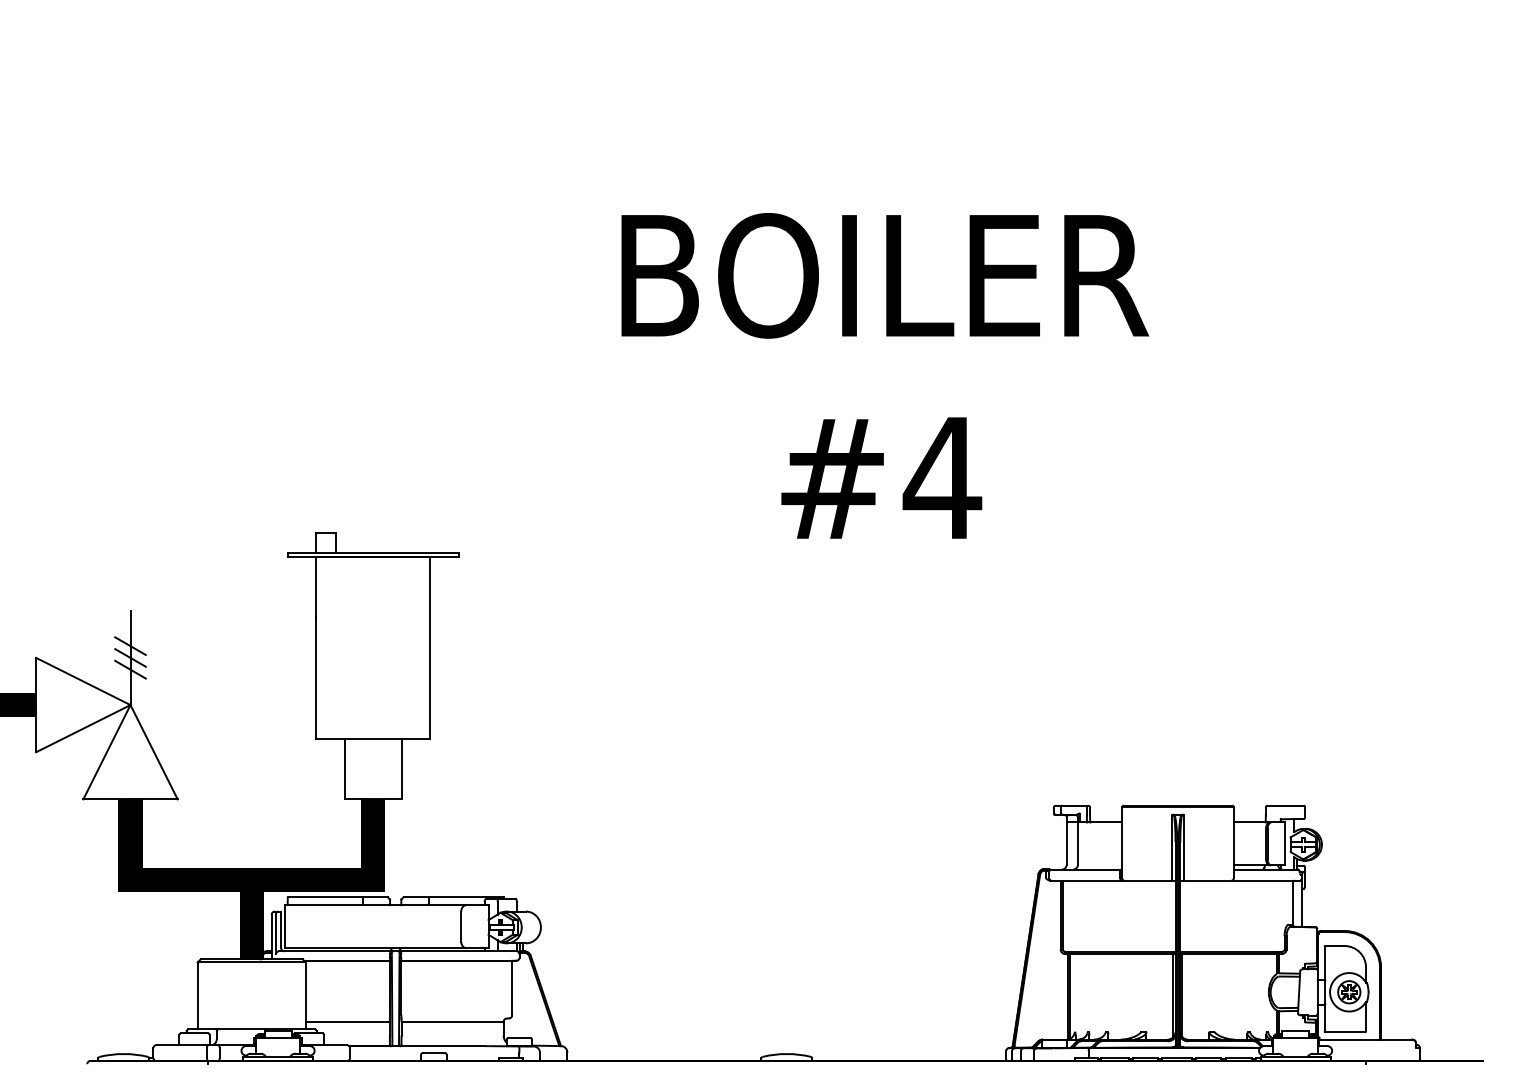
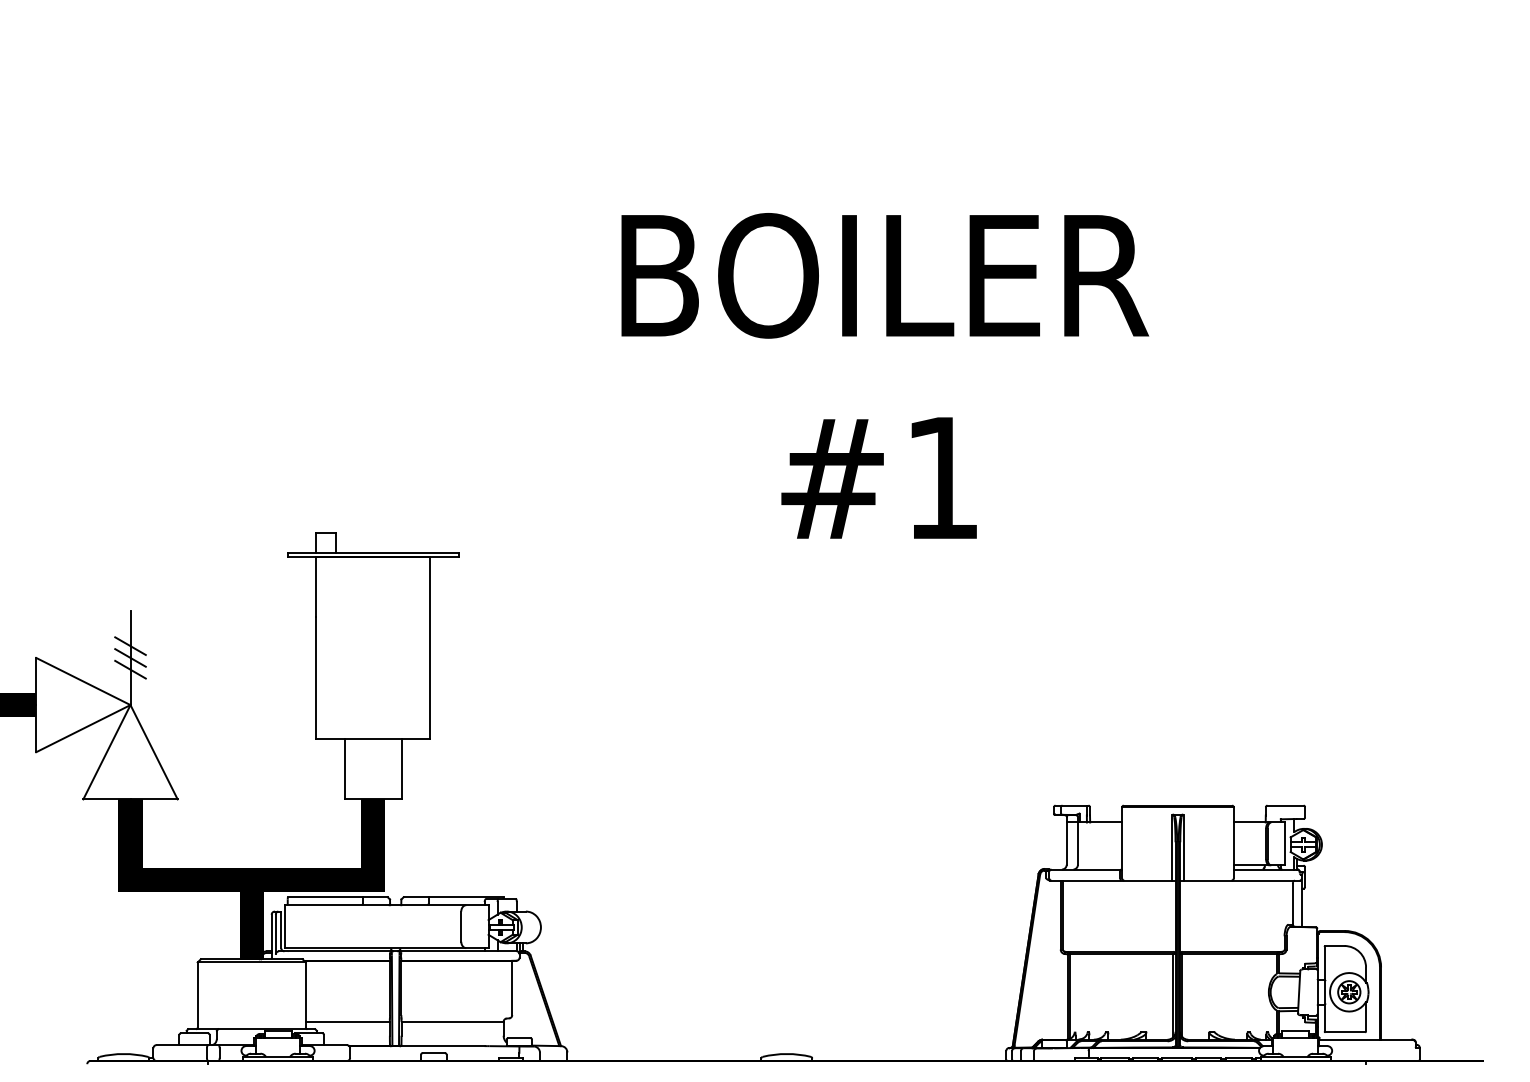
text: #4 -> #1 (942, 477)
